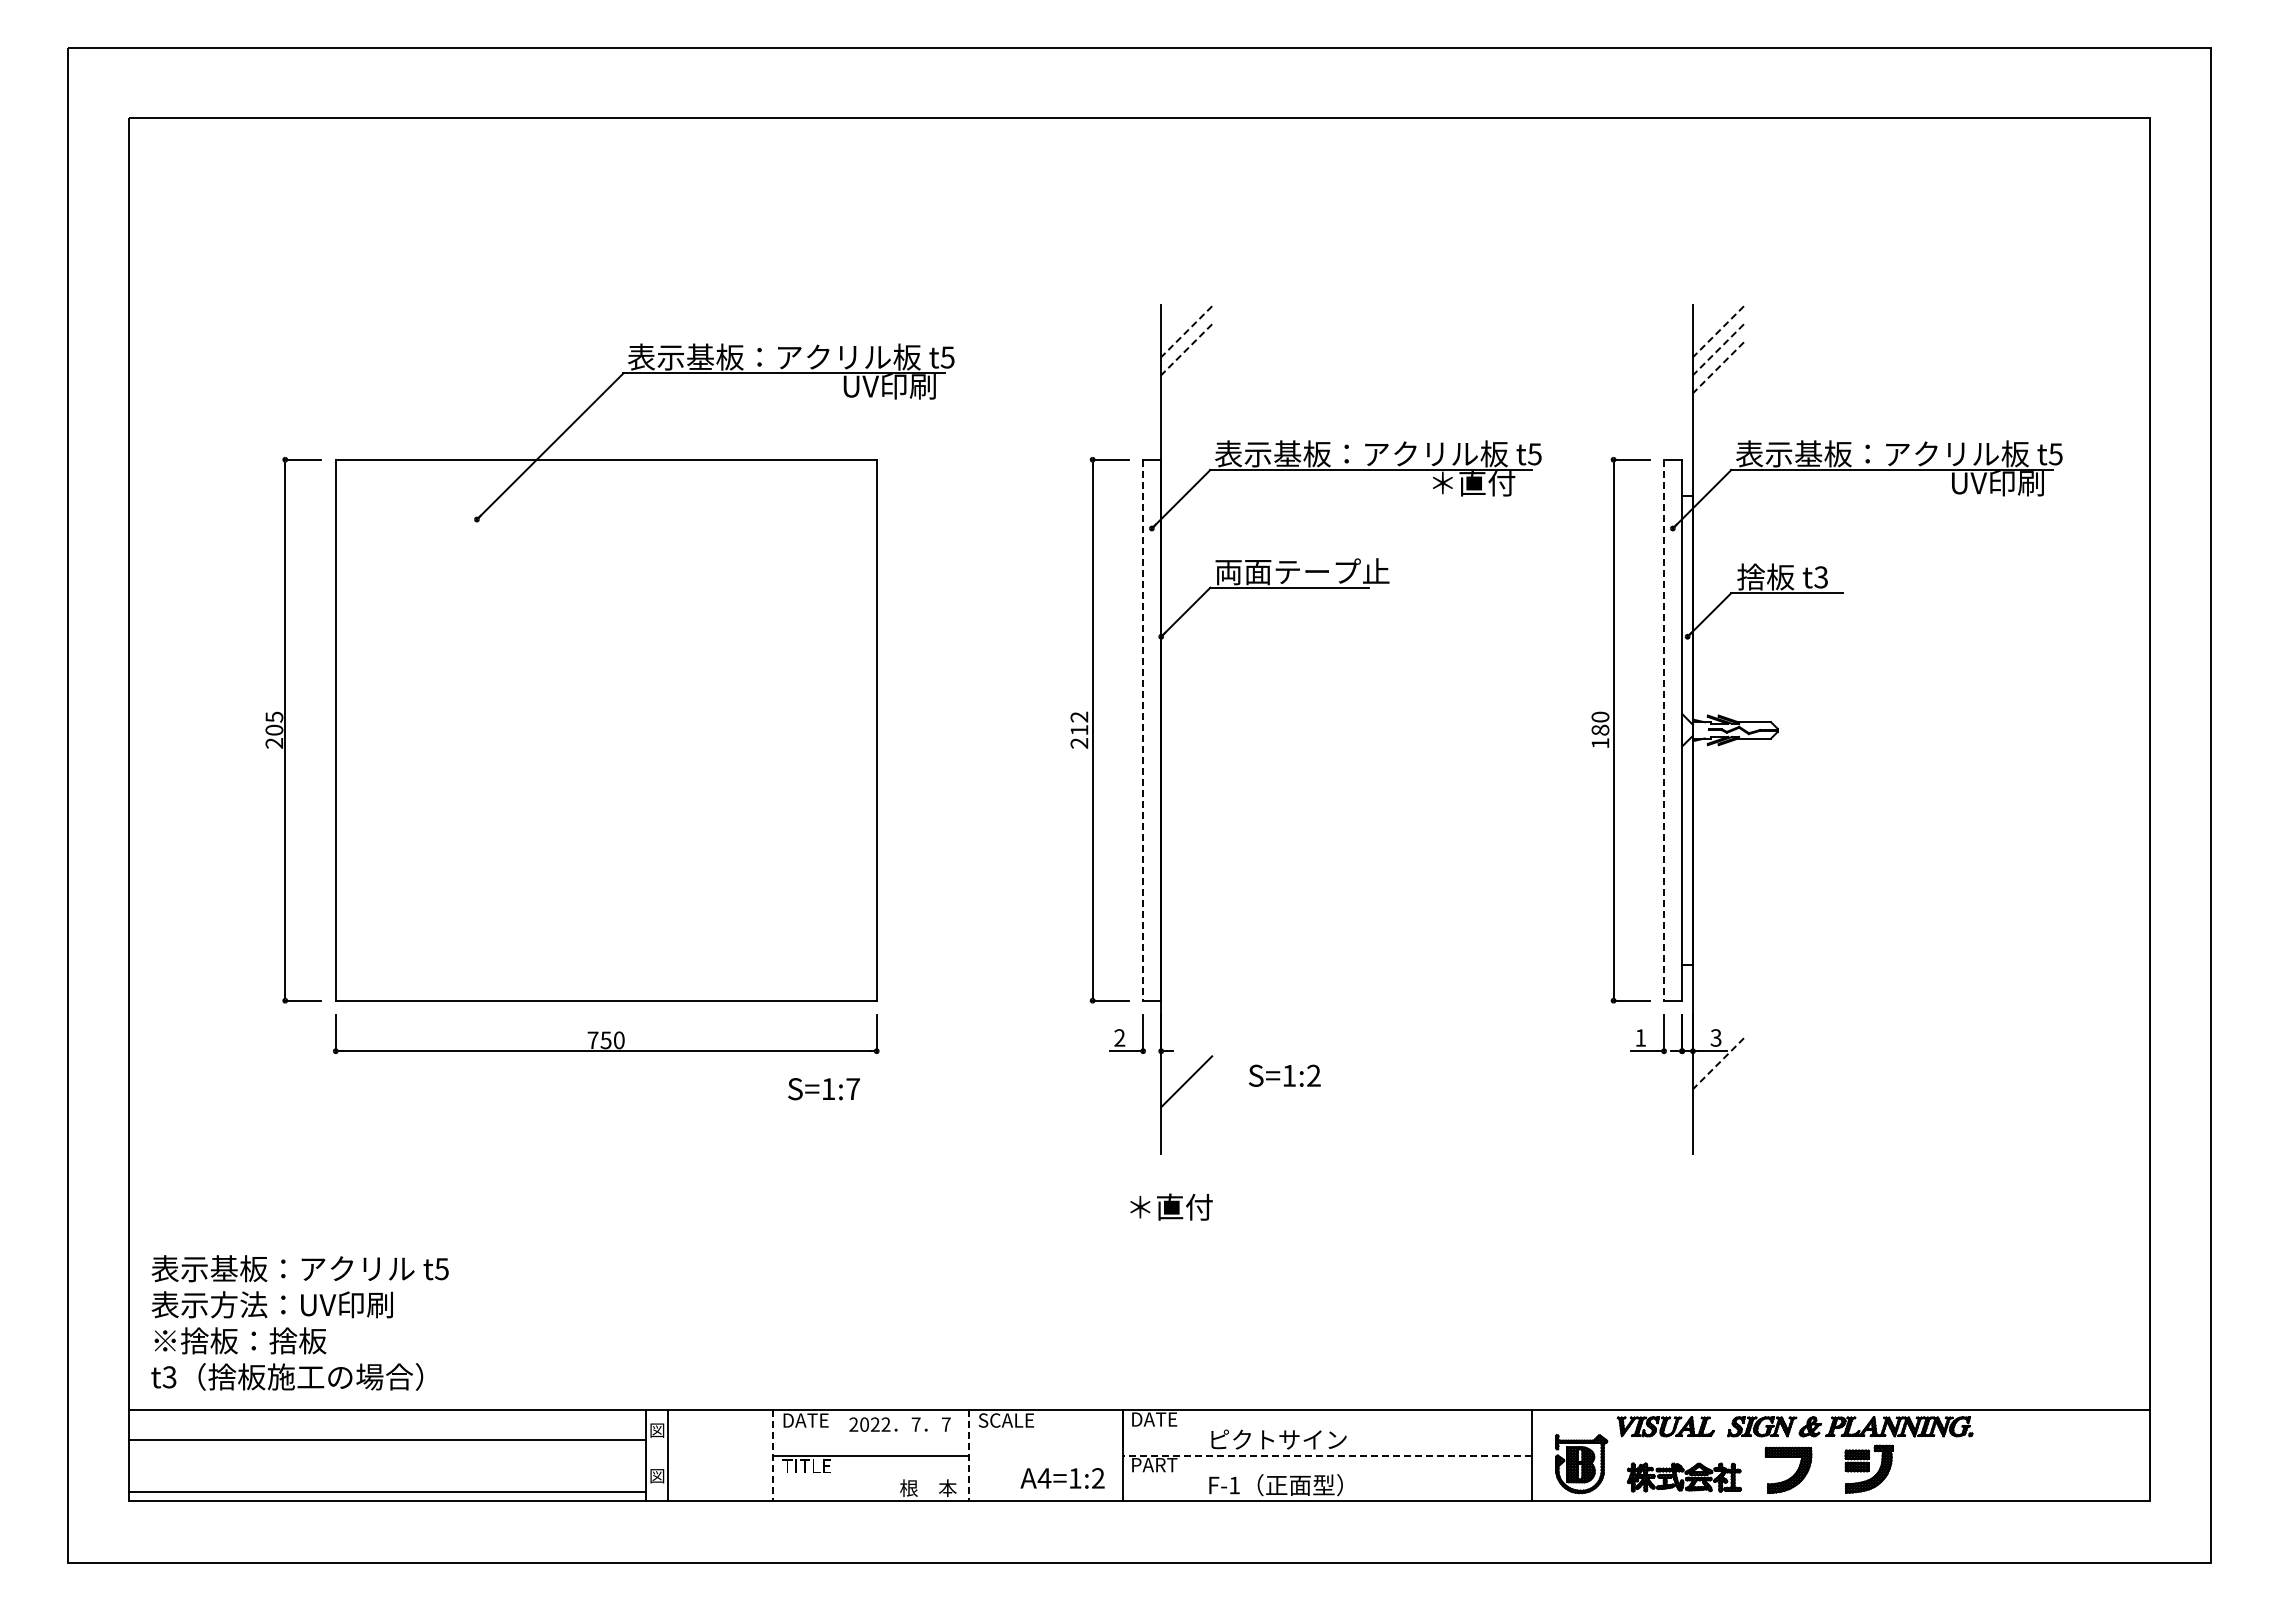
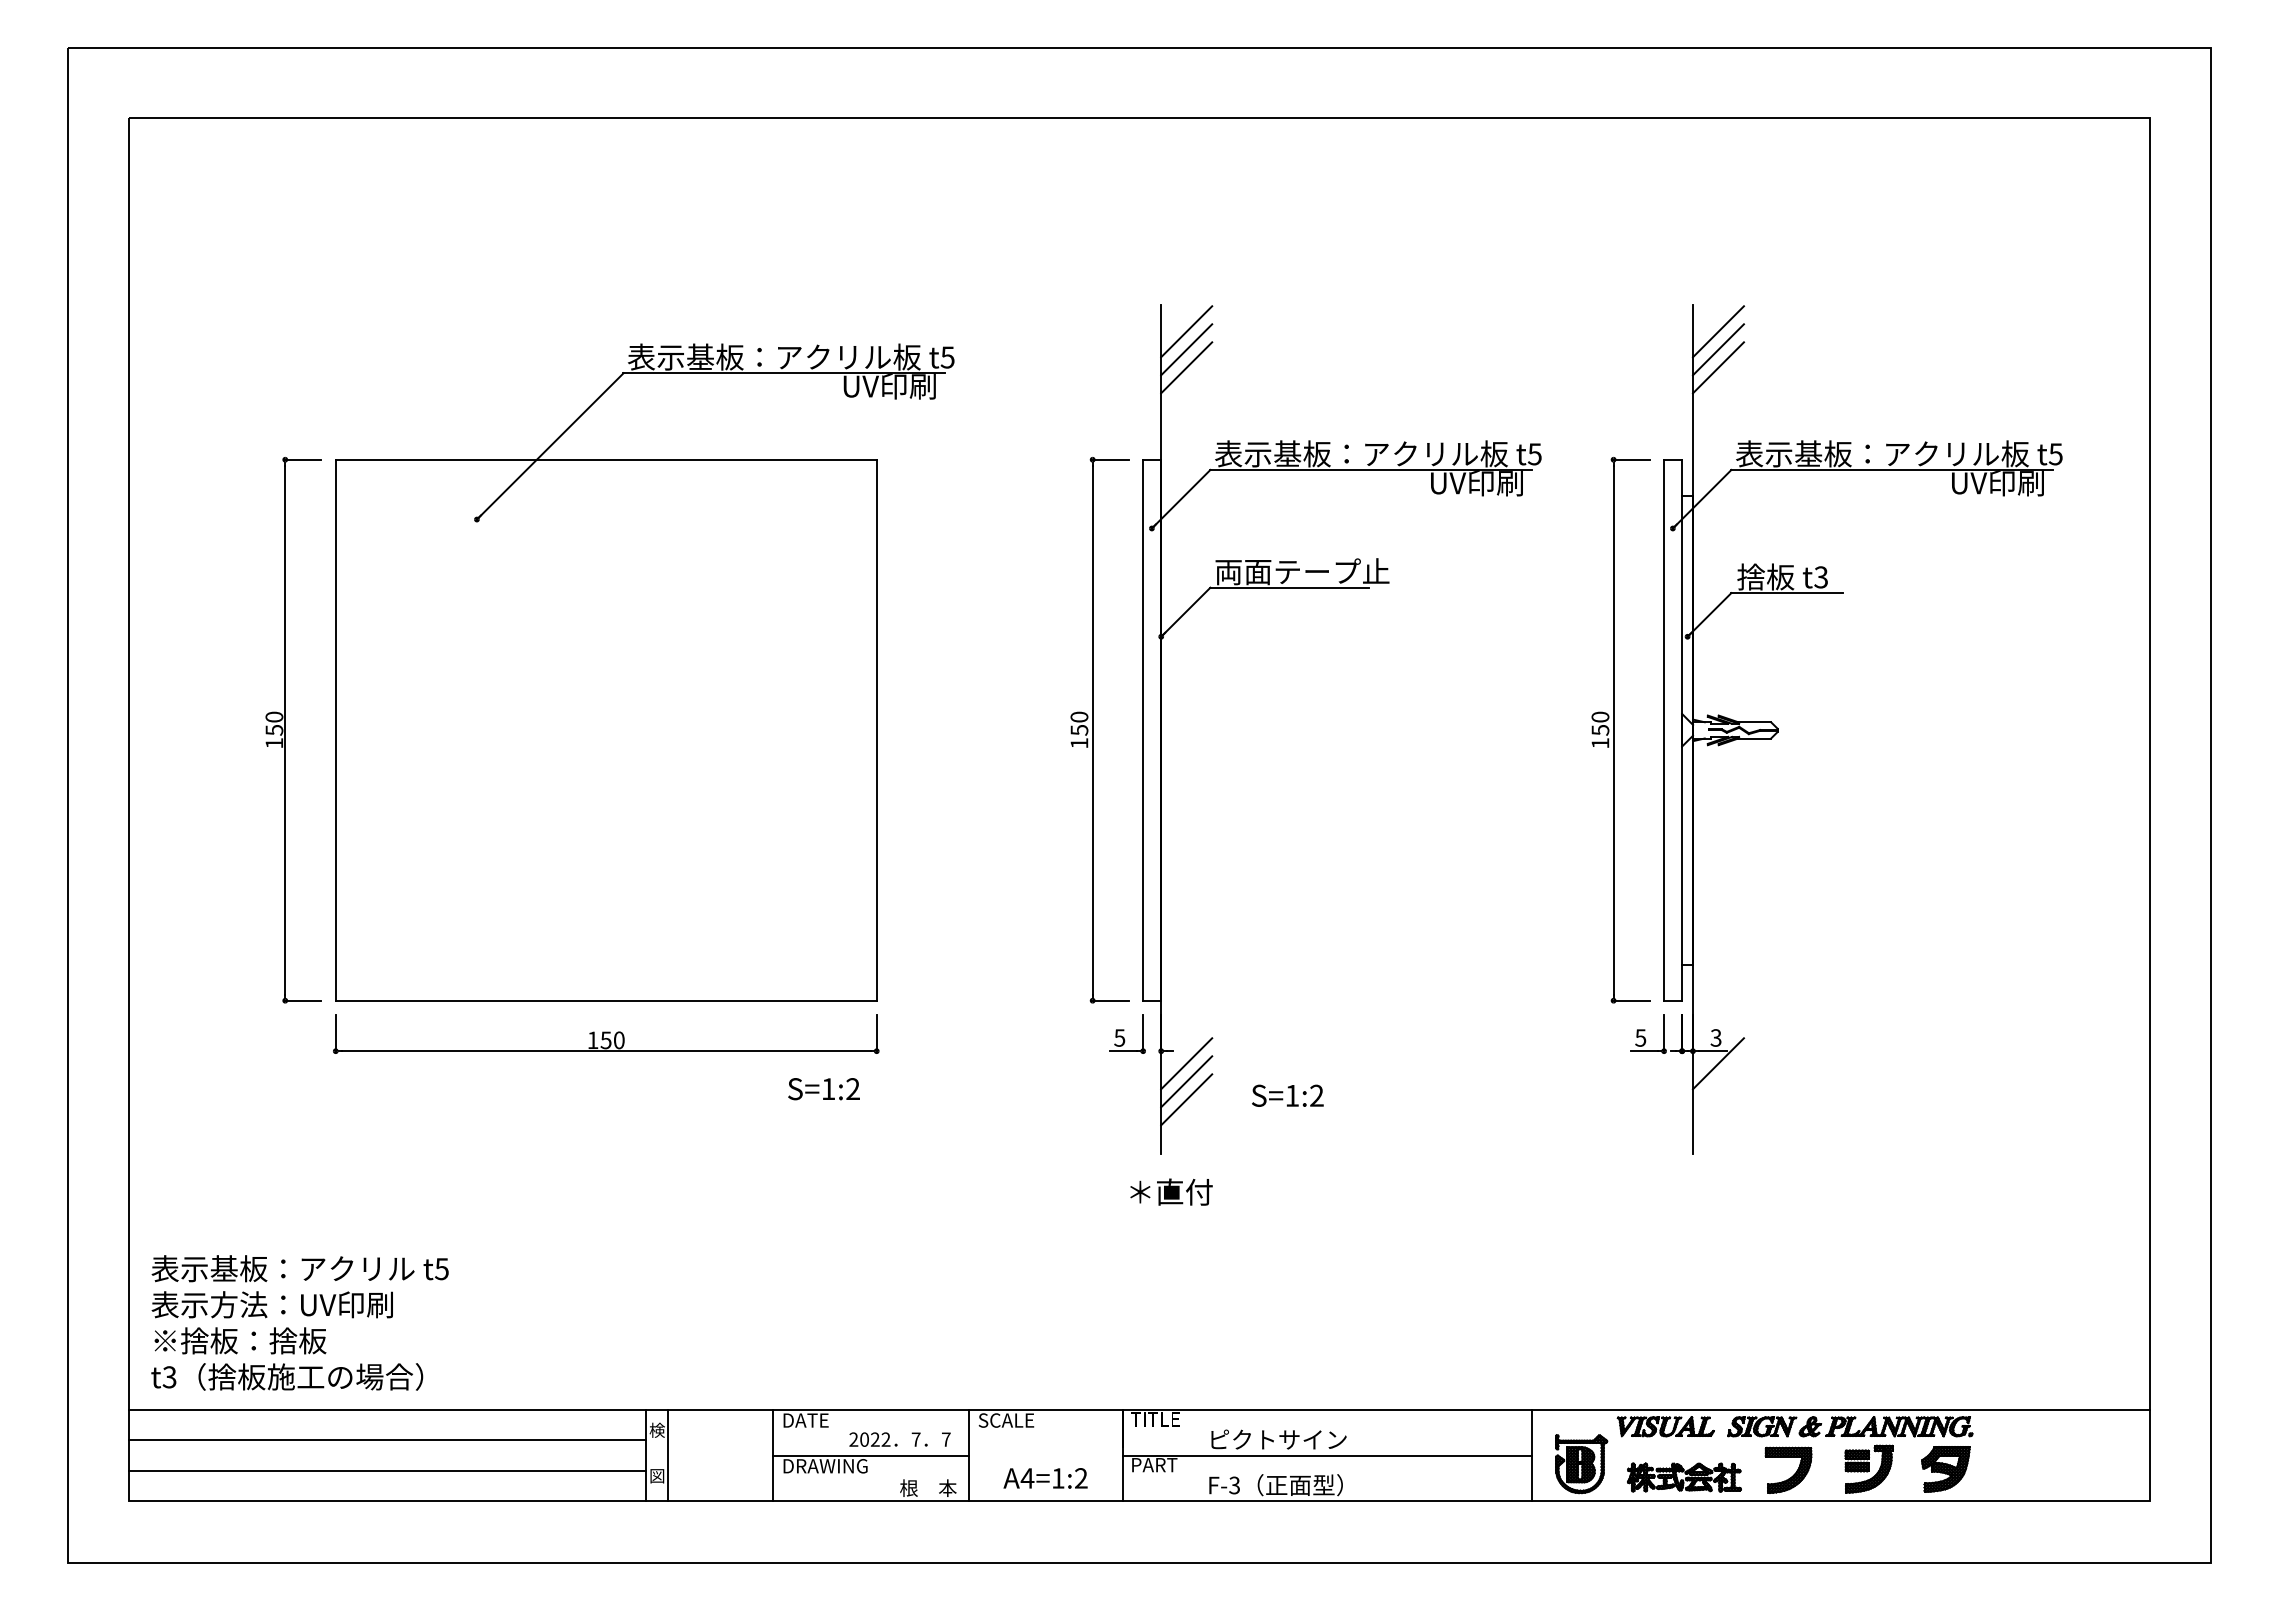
line: dashed -> solid (1186, 332)
line: dashed -> solid (1718, 332)
line: dashed -> solid (1186, 350)
line: dashed -> solid (1718, 350)
line: none -> present (1186, 367)
line: dashed -> solid (1718, 368)
text: ＊直付 -> UV印刷 (1476, 483)
text: 205 -> 150 (274, 729)
text: 212 -> 150 (1079, 729)
text: 180 -> 150 (1600, 729)
line: dashed -> solid (1143, 730)
line: dashed -> solid (1664, 730)
text: 2 -> 5 (1119, 1037)
text: 1 -> 5 (1640, 1037)
text: 750 -> 150 (592, 1039)
line: none -> present (1186, 1063)
line: dashed -> solid (1718, 1064)
text position: (1284, 1075) -> (1287, 1095) (1287, 1095)
text: S=1:7 -> S=1:2 (852, 1088)
line: none -> present (1186, 1099)
text position: (1171, 1206) -> (1171, 1191) (1171, 1191)
text: DATE -> TITLE (1155, 1419)
text position: (899, 1424) -> (899, 1439) (899, 1439)
text: 図 -> 検 (656, 1429)
line: dashed -> solid (772, 1455)
line: dashed -> solid (969, 1455)
line: dashed -> solid (1326, 1455)
text: TITLE -> DRAWING (824, 1466)
part: none -> present (1945, 1469)
text position: (1062, 1478) -> (1045, 1478) (1045, 1478)
text: F-1 -> F-3 (1234, 1485)
line position: (387, 1491) -> (387, 1470) (387, 1470)
